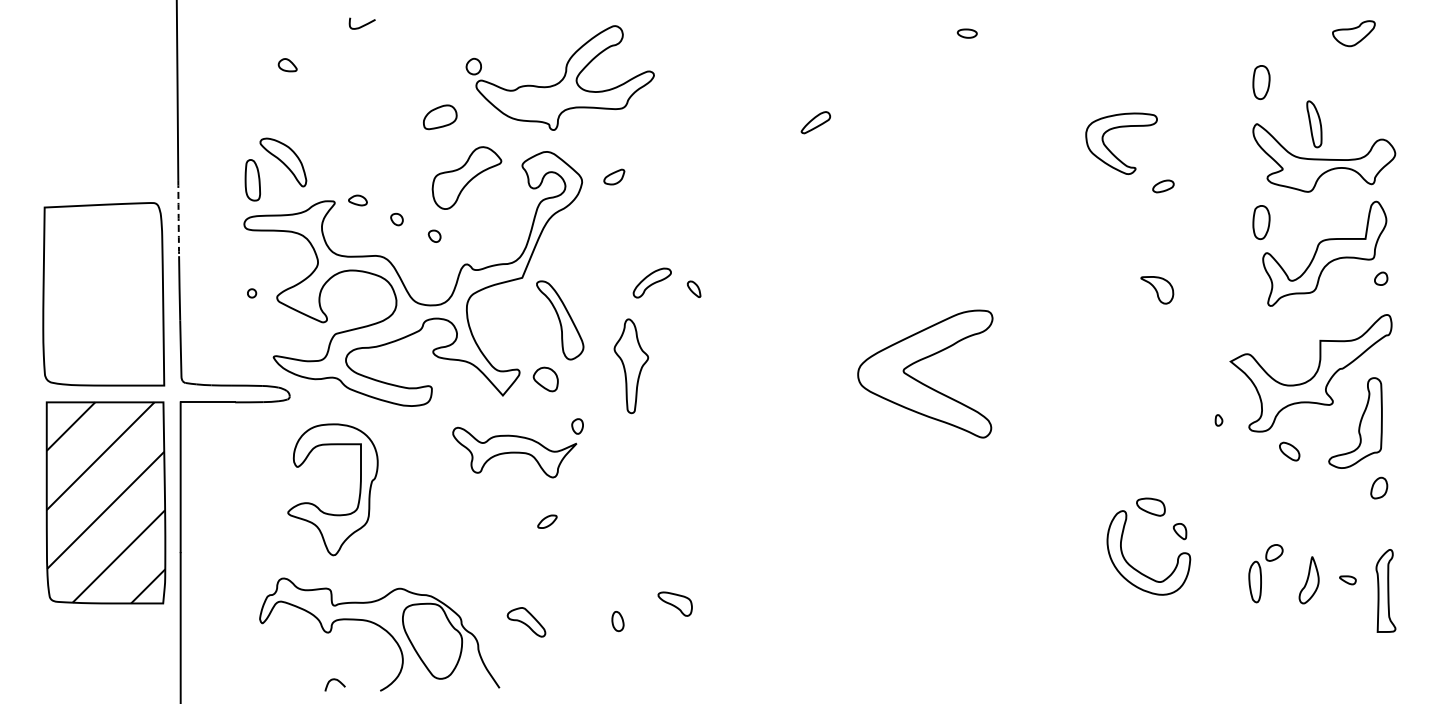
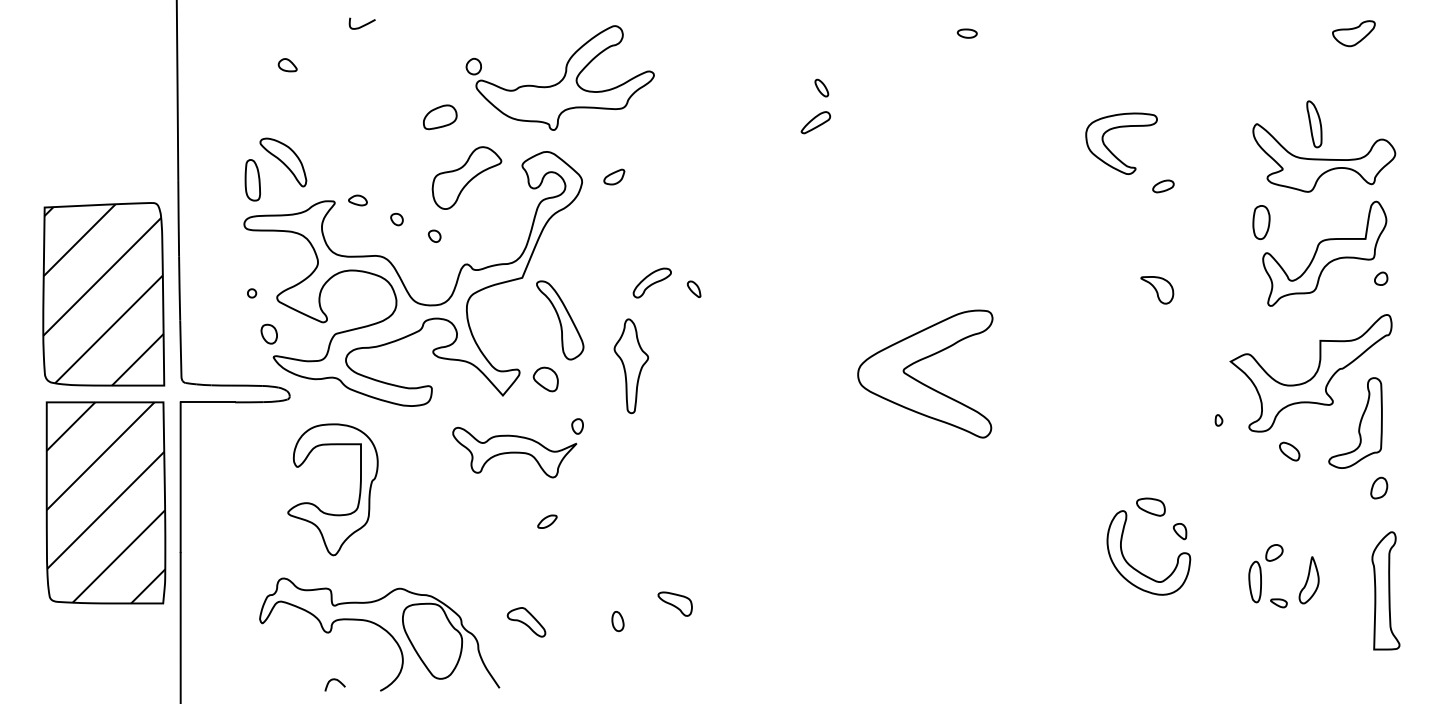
part: present -> none (1261, 82)
part: none -> present (821, 87)
arc: dashed -> solid (178, 218)
hatch: none -> present (103, 294)
part: none -> present (268, 333)
part position: (1347, 580) -> (1278, 603) (1278, 603)
part size: 22x84 px -> 30x120 px (1385, 590)
